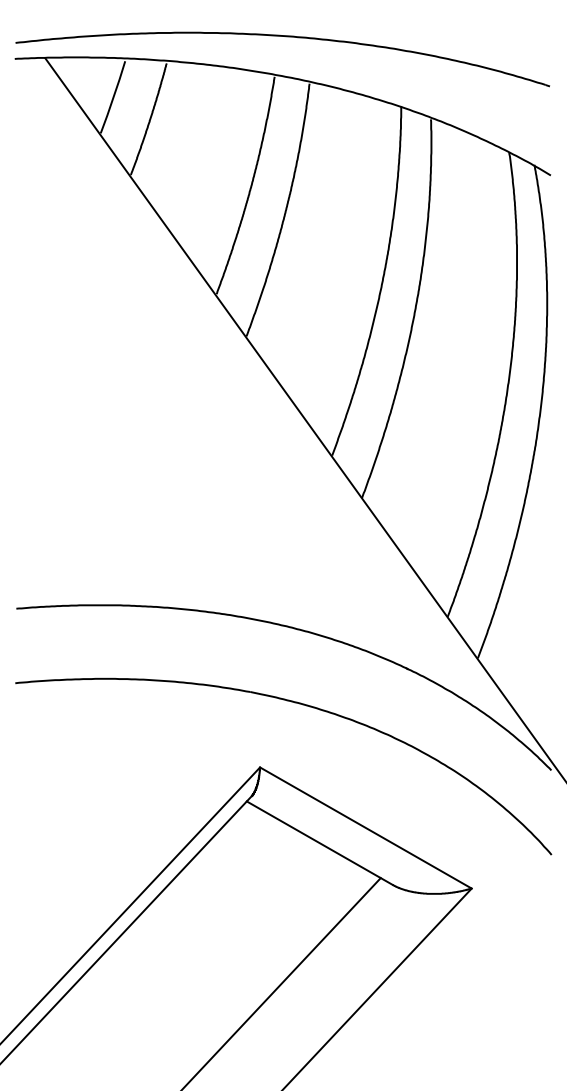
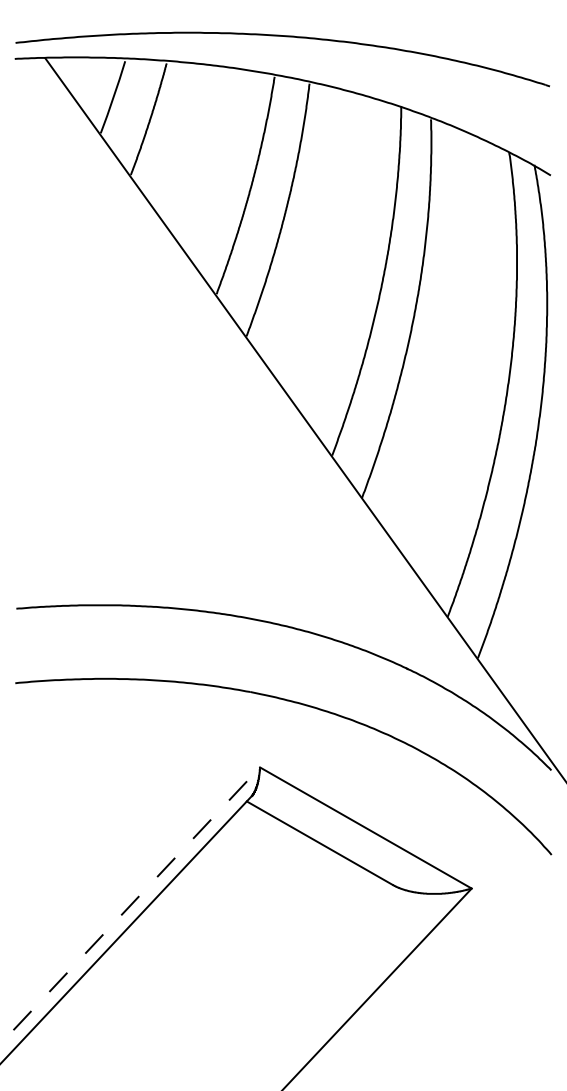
line: solid -> dashed (130, 905)
line: present -> none (282, 982)
